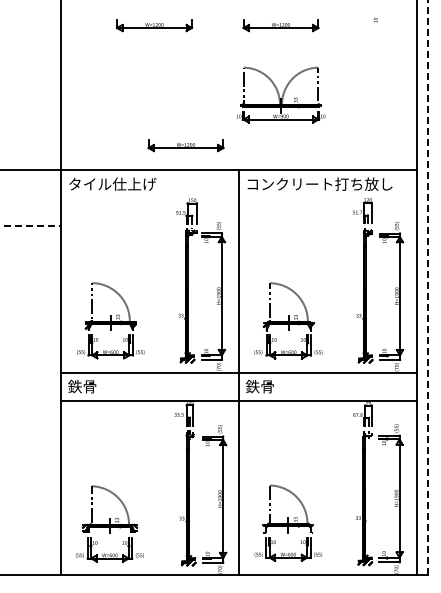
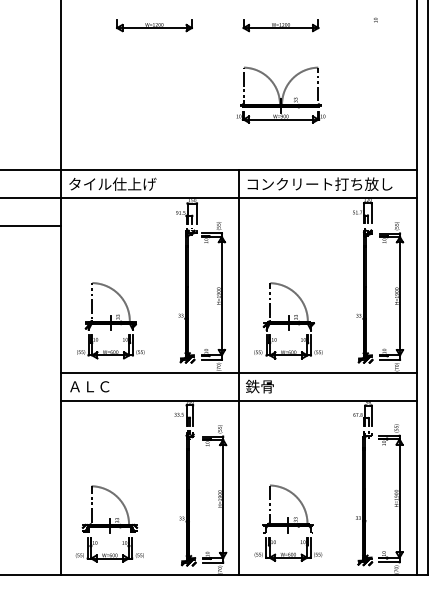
part: present -> none (185, 145)
line: none -> present (209, 198)
line: dashed -> solid (31, 226)
line: dashed -> solid (428, 287)
text: 鉄骨 -> ＡＬＣ (88, 386)
